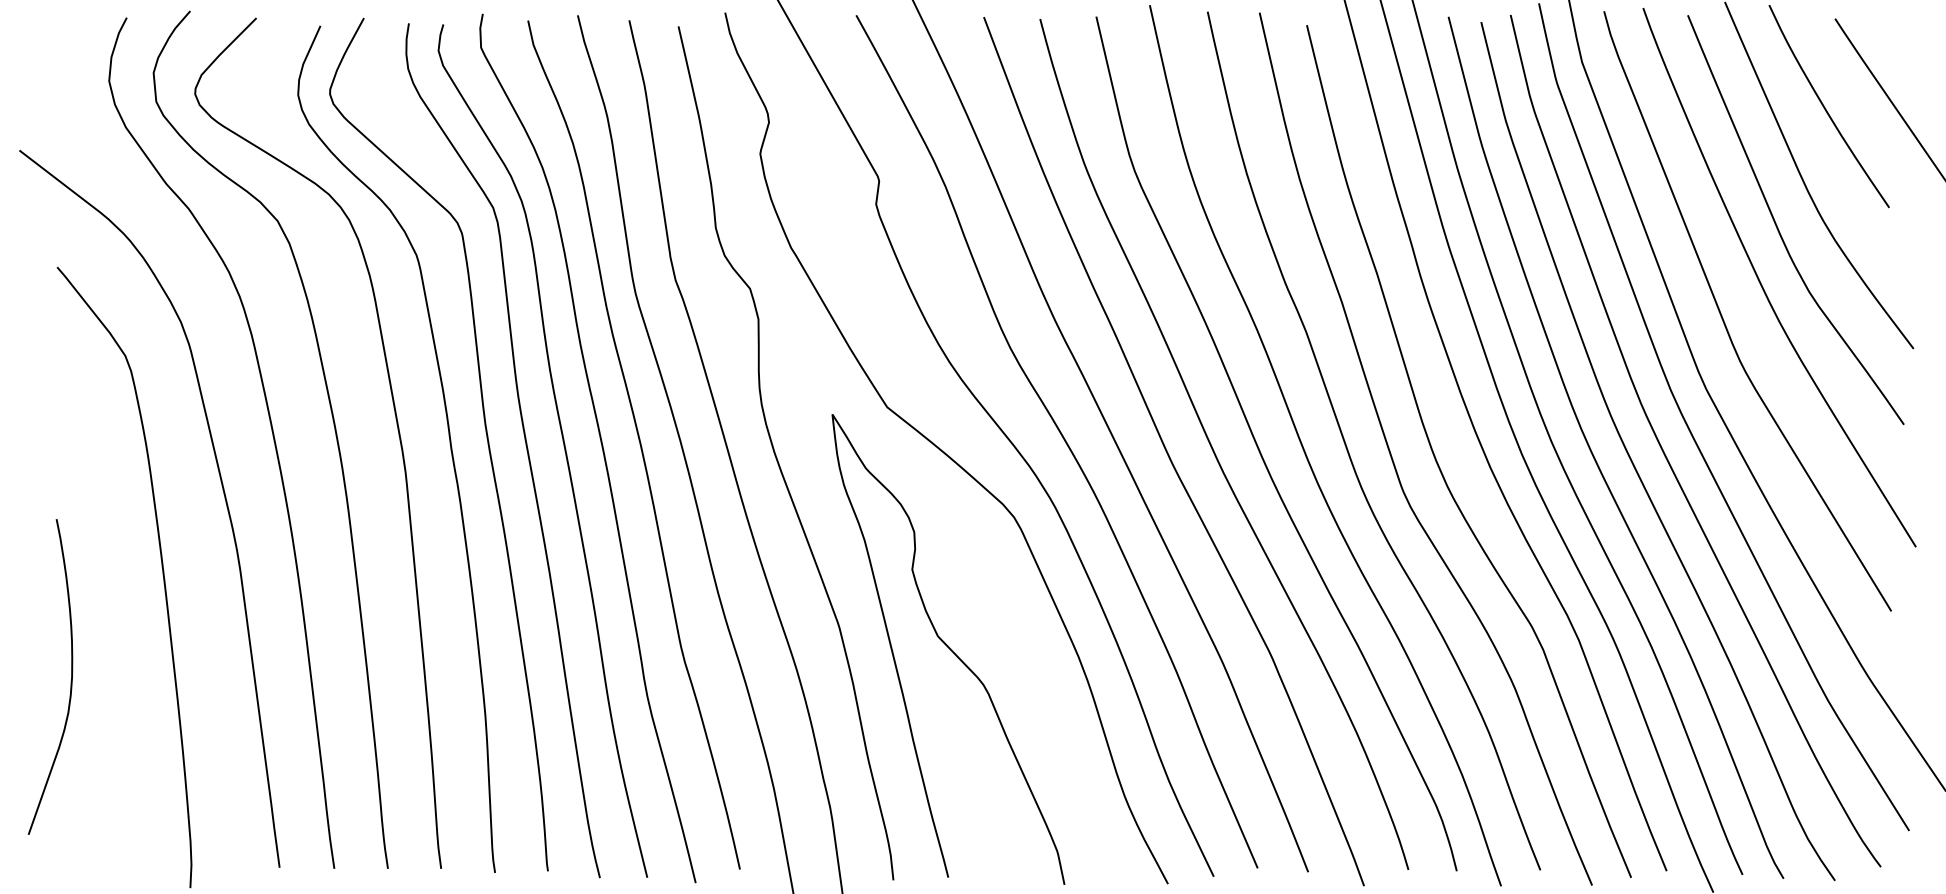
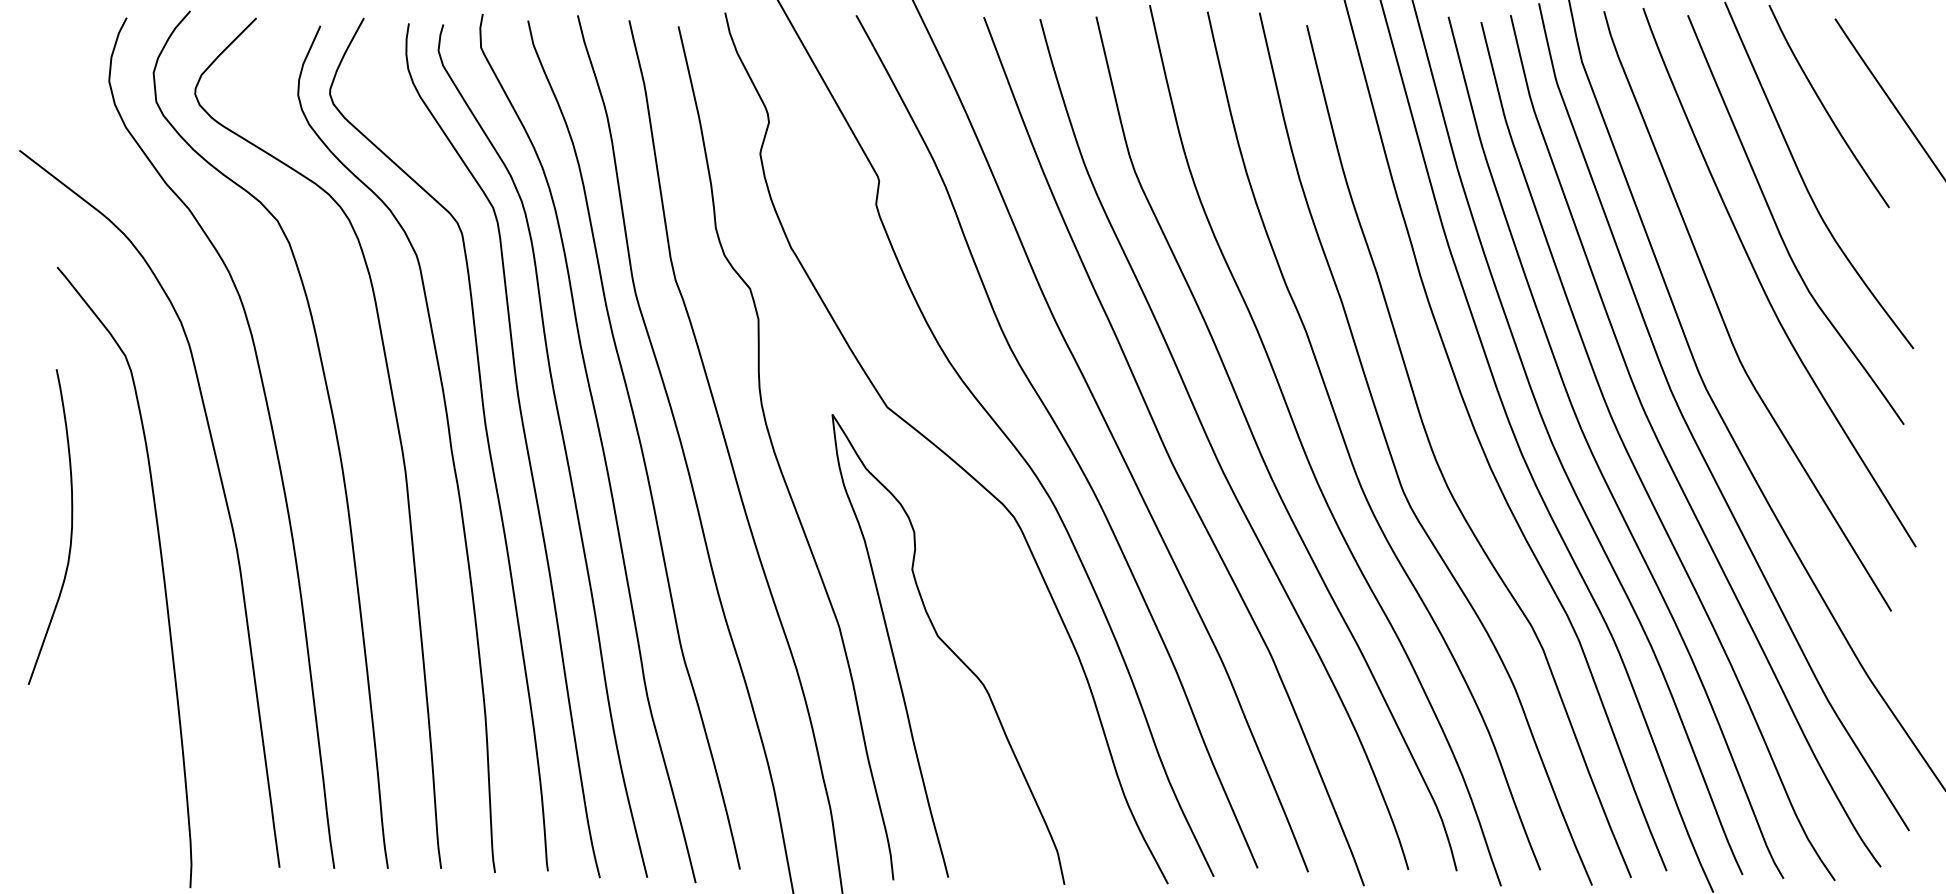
curve position: (70, 681) -> (70, 531) (70, 531)
